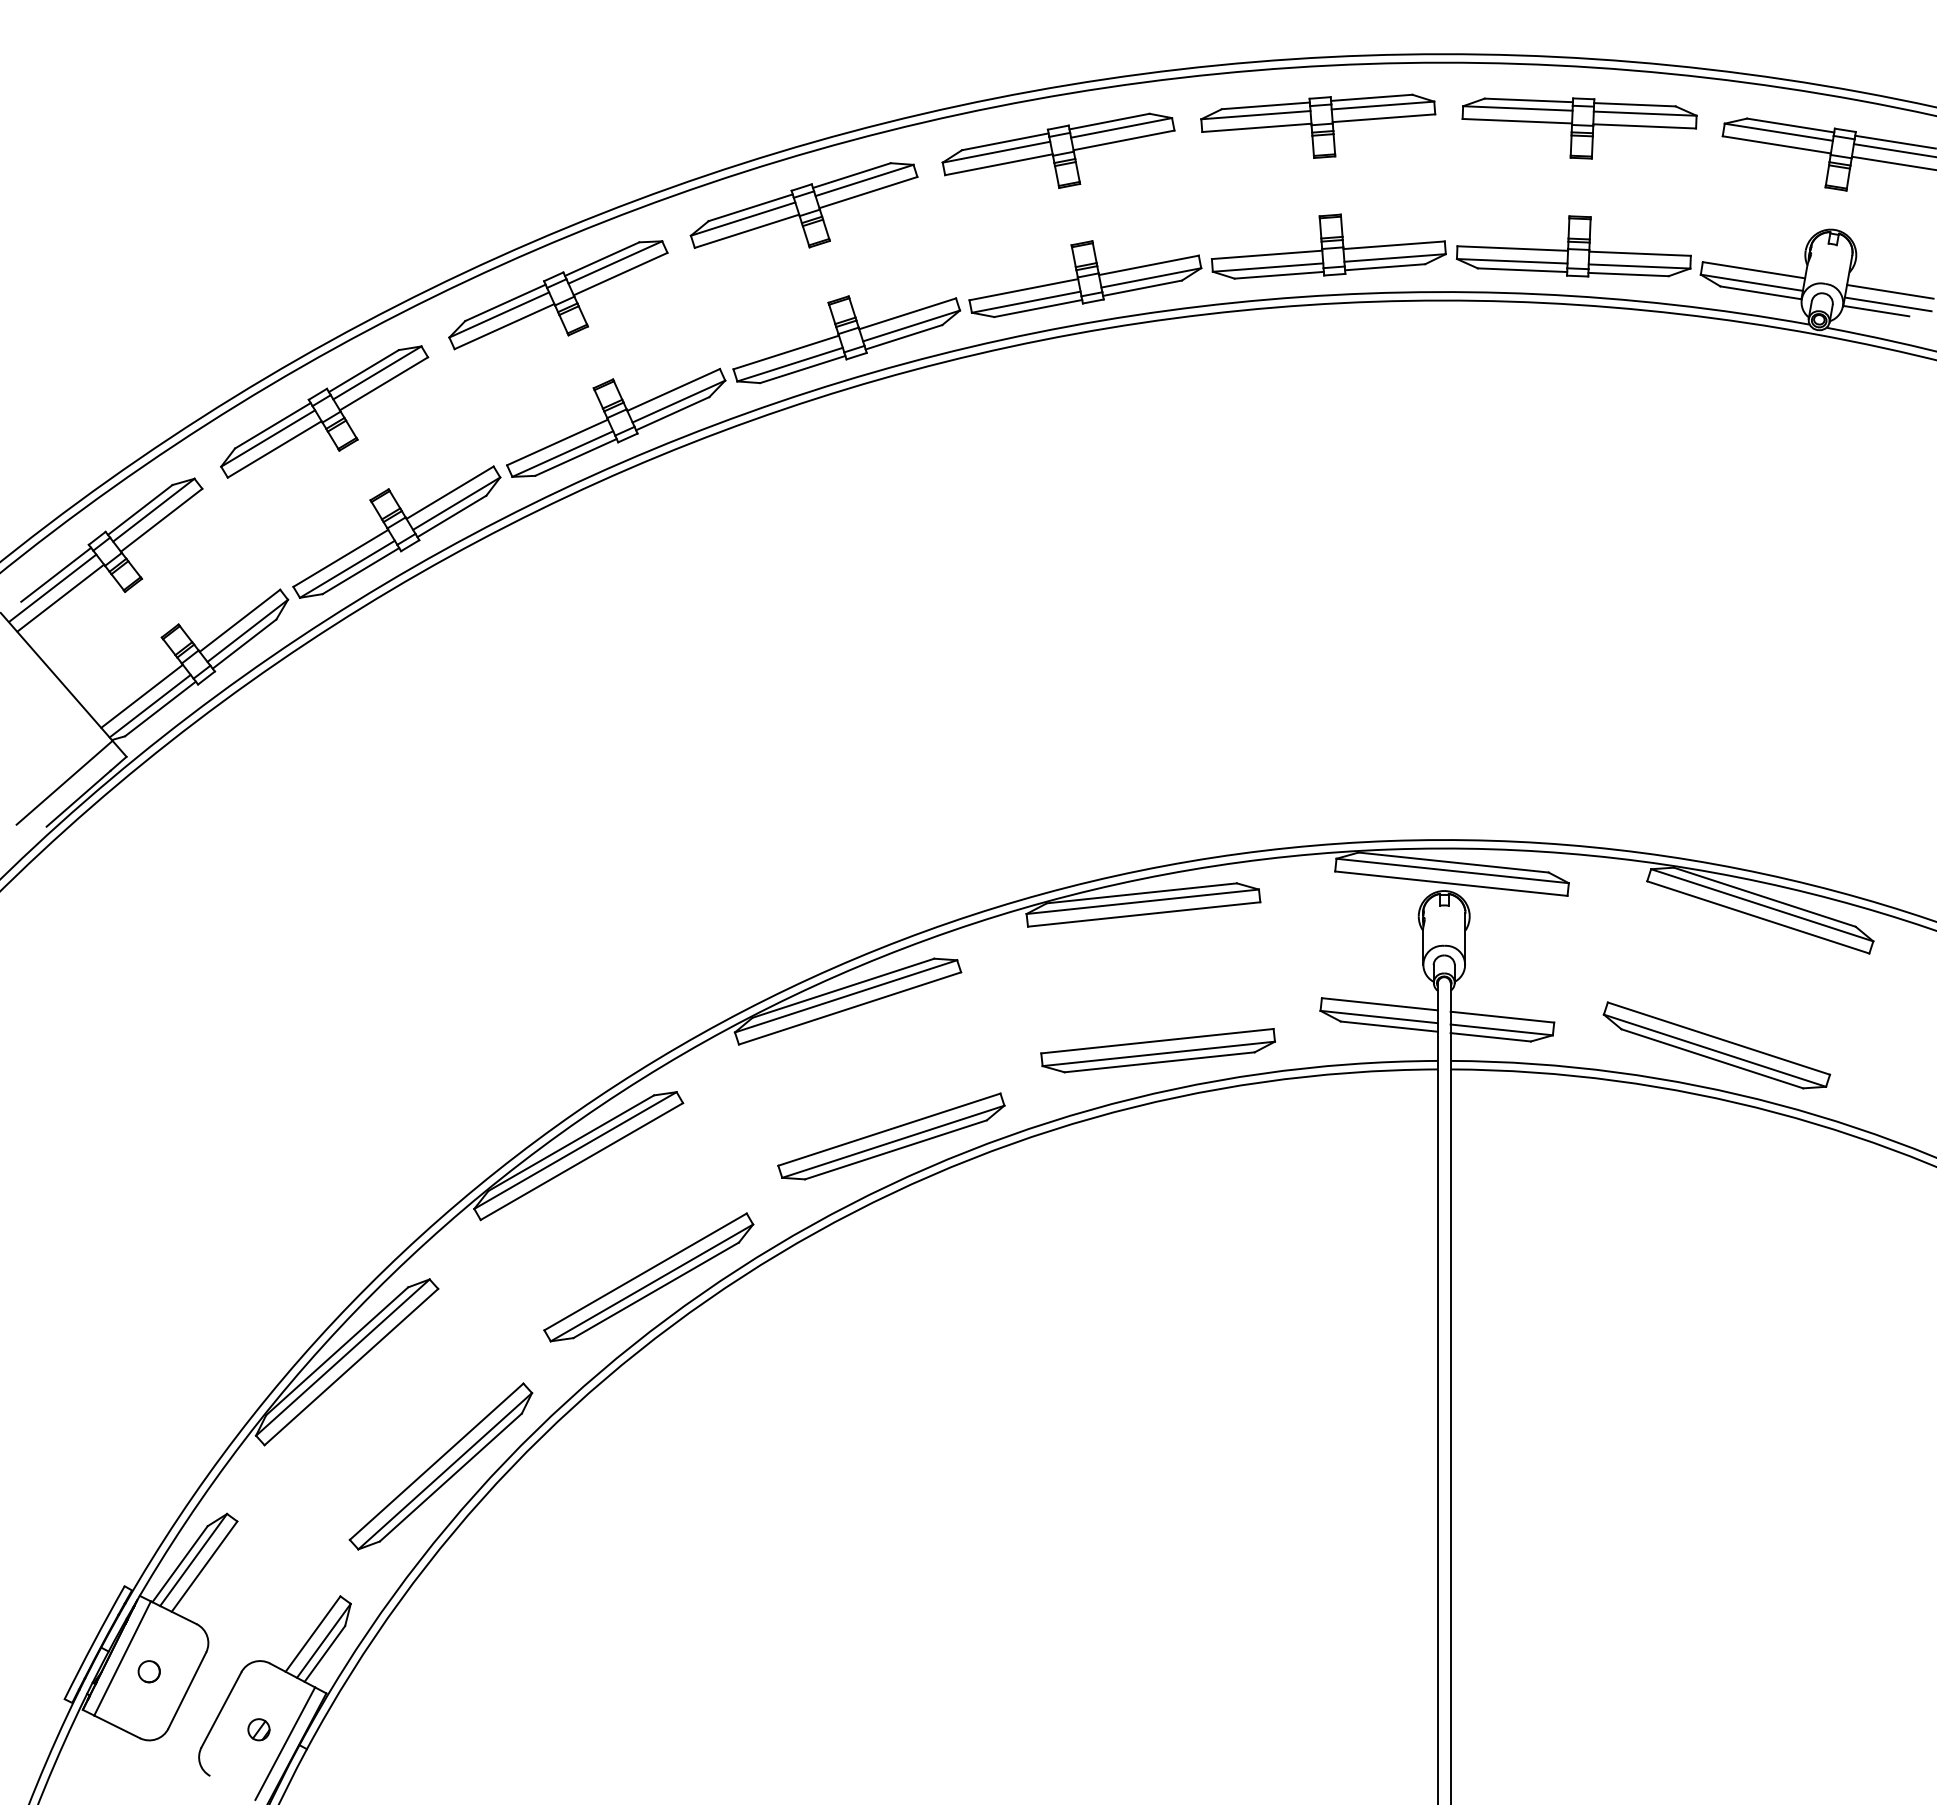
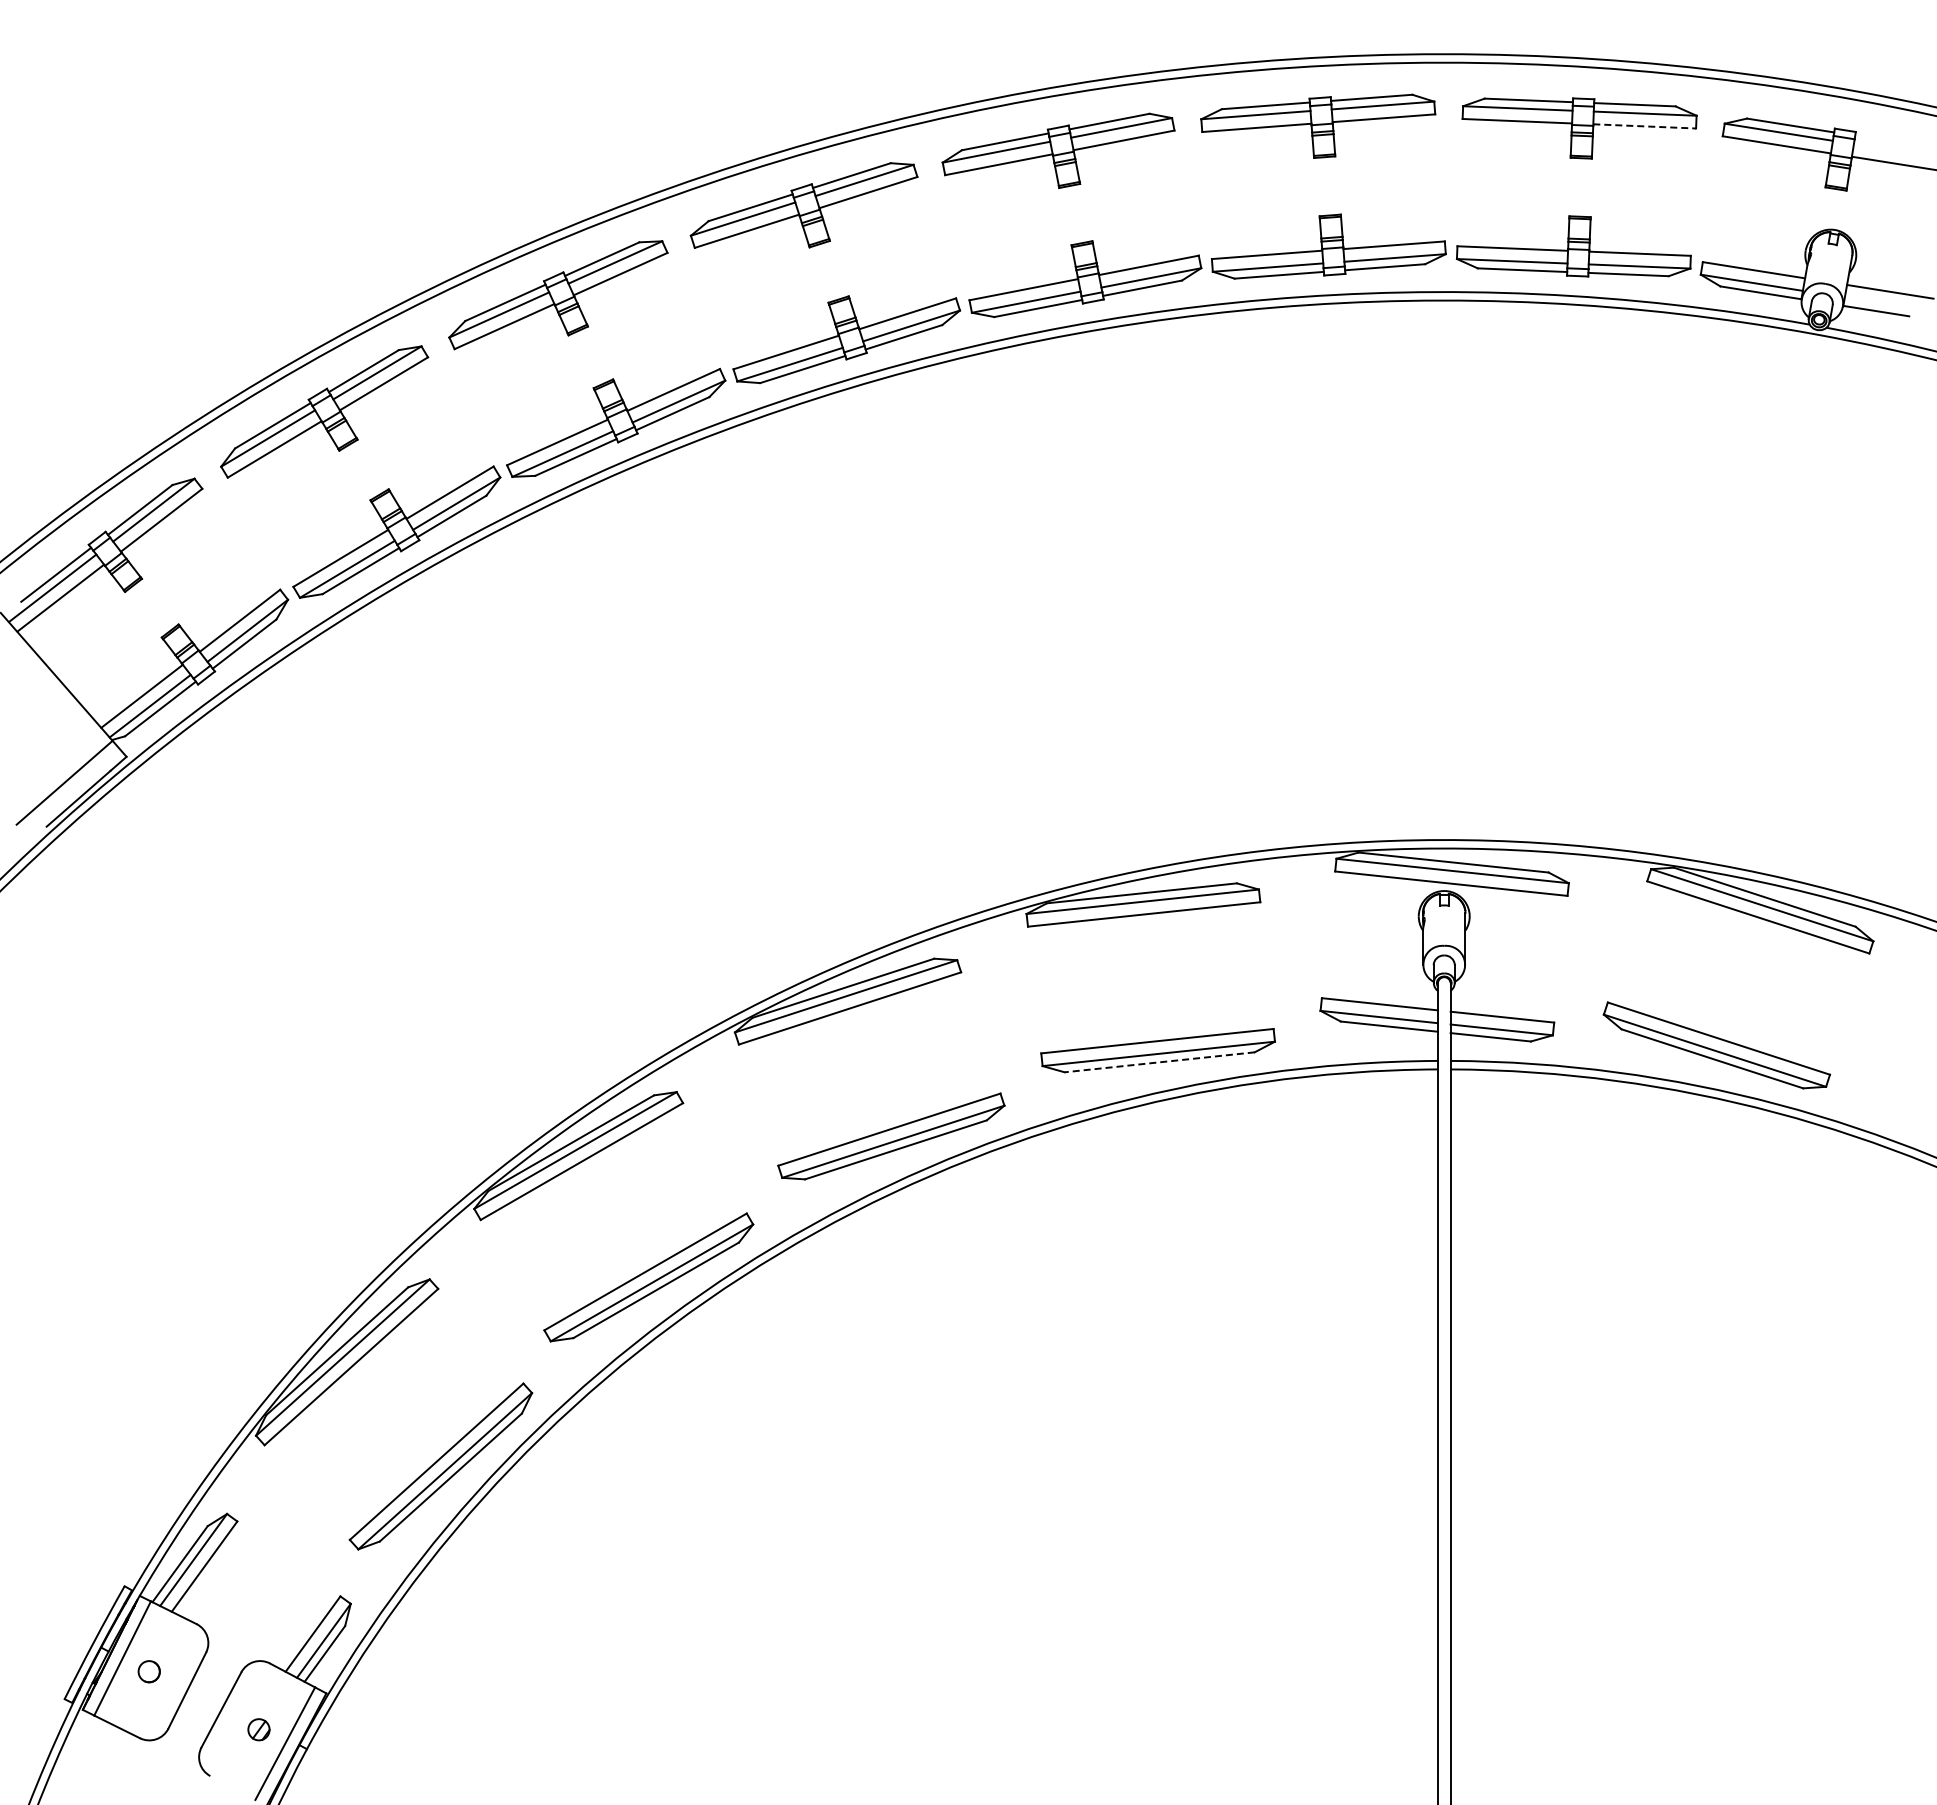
line: solid -> dashed (1645, 126)
line: present -> none (1894, 141)
line: present -> none (1893, 150)
line: present -> none (1887, 304)
line: solid -> dashed (1159, 1062)
